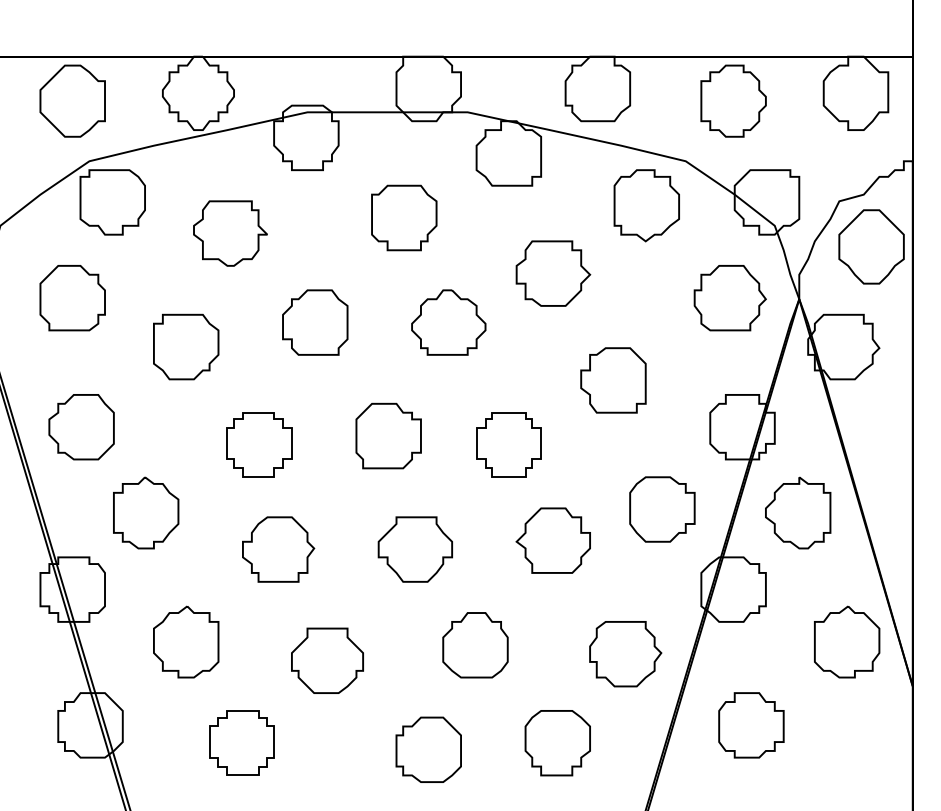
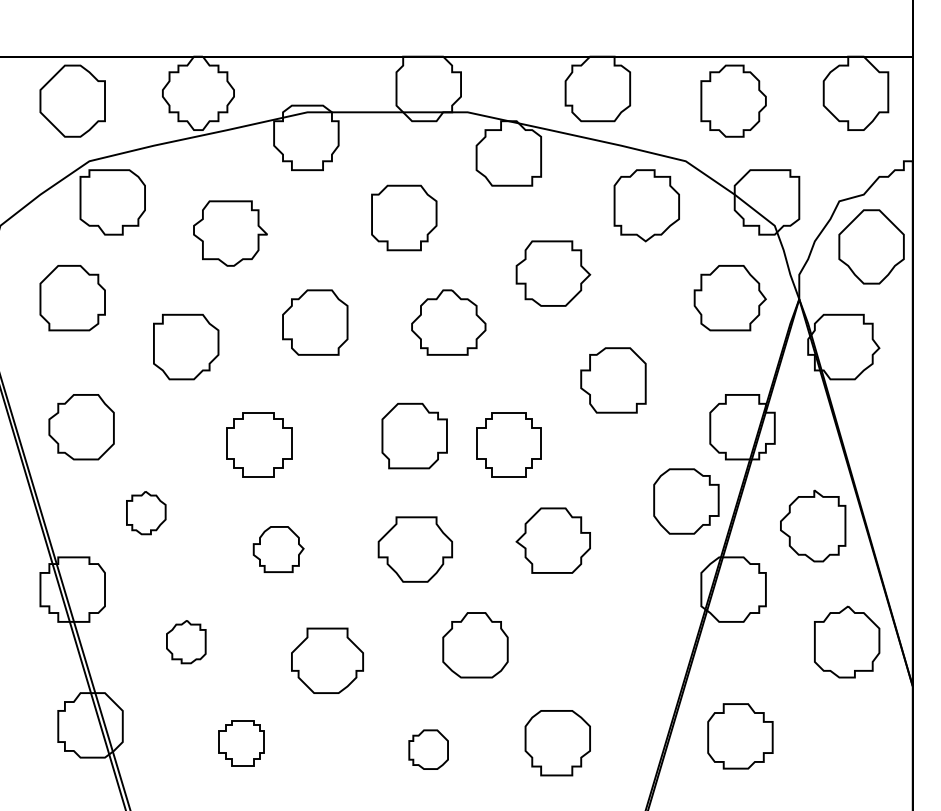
part position: (388, 435) -> (414, 435) (414, 435)
part position: (662, 509) -> (686, 501) (686, 501)
part size: 67x74 px -> 41x45 px (146, 513)
part position: (798, 512) -> (813, 525) (813, 525)
part size: 74x67 px -> 53x47 px (278, 549)
part size: 67x74 px -> 41x45 px (186, 642)
part: present -> none (625, 654)
part position: (751, 725) -> (740, 736) (740, 736)
part size: 66x66 px -> 47x47 px (241, 743)
part size: 67x67 px -> 41x41 px (428, 749)
